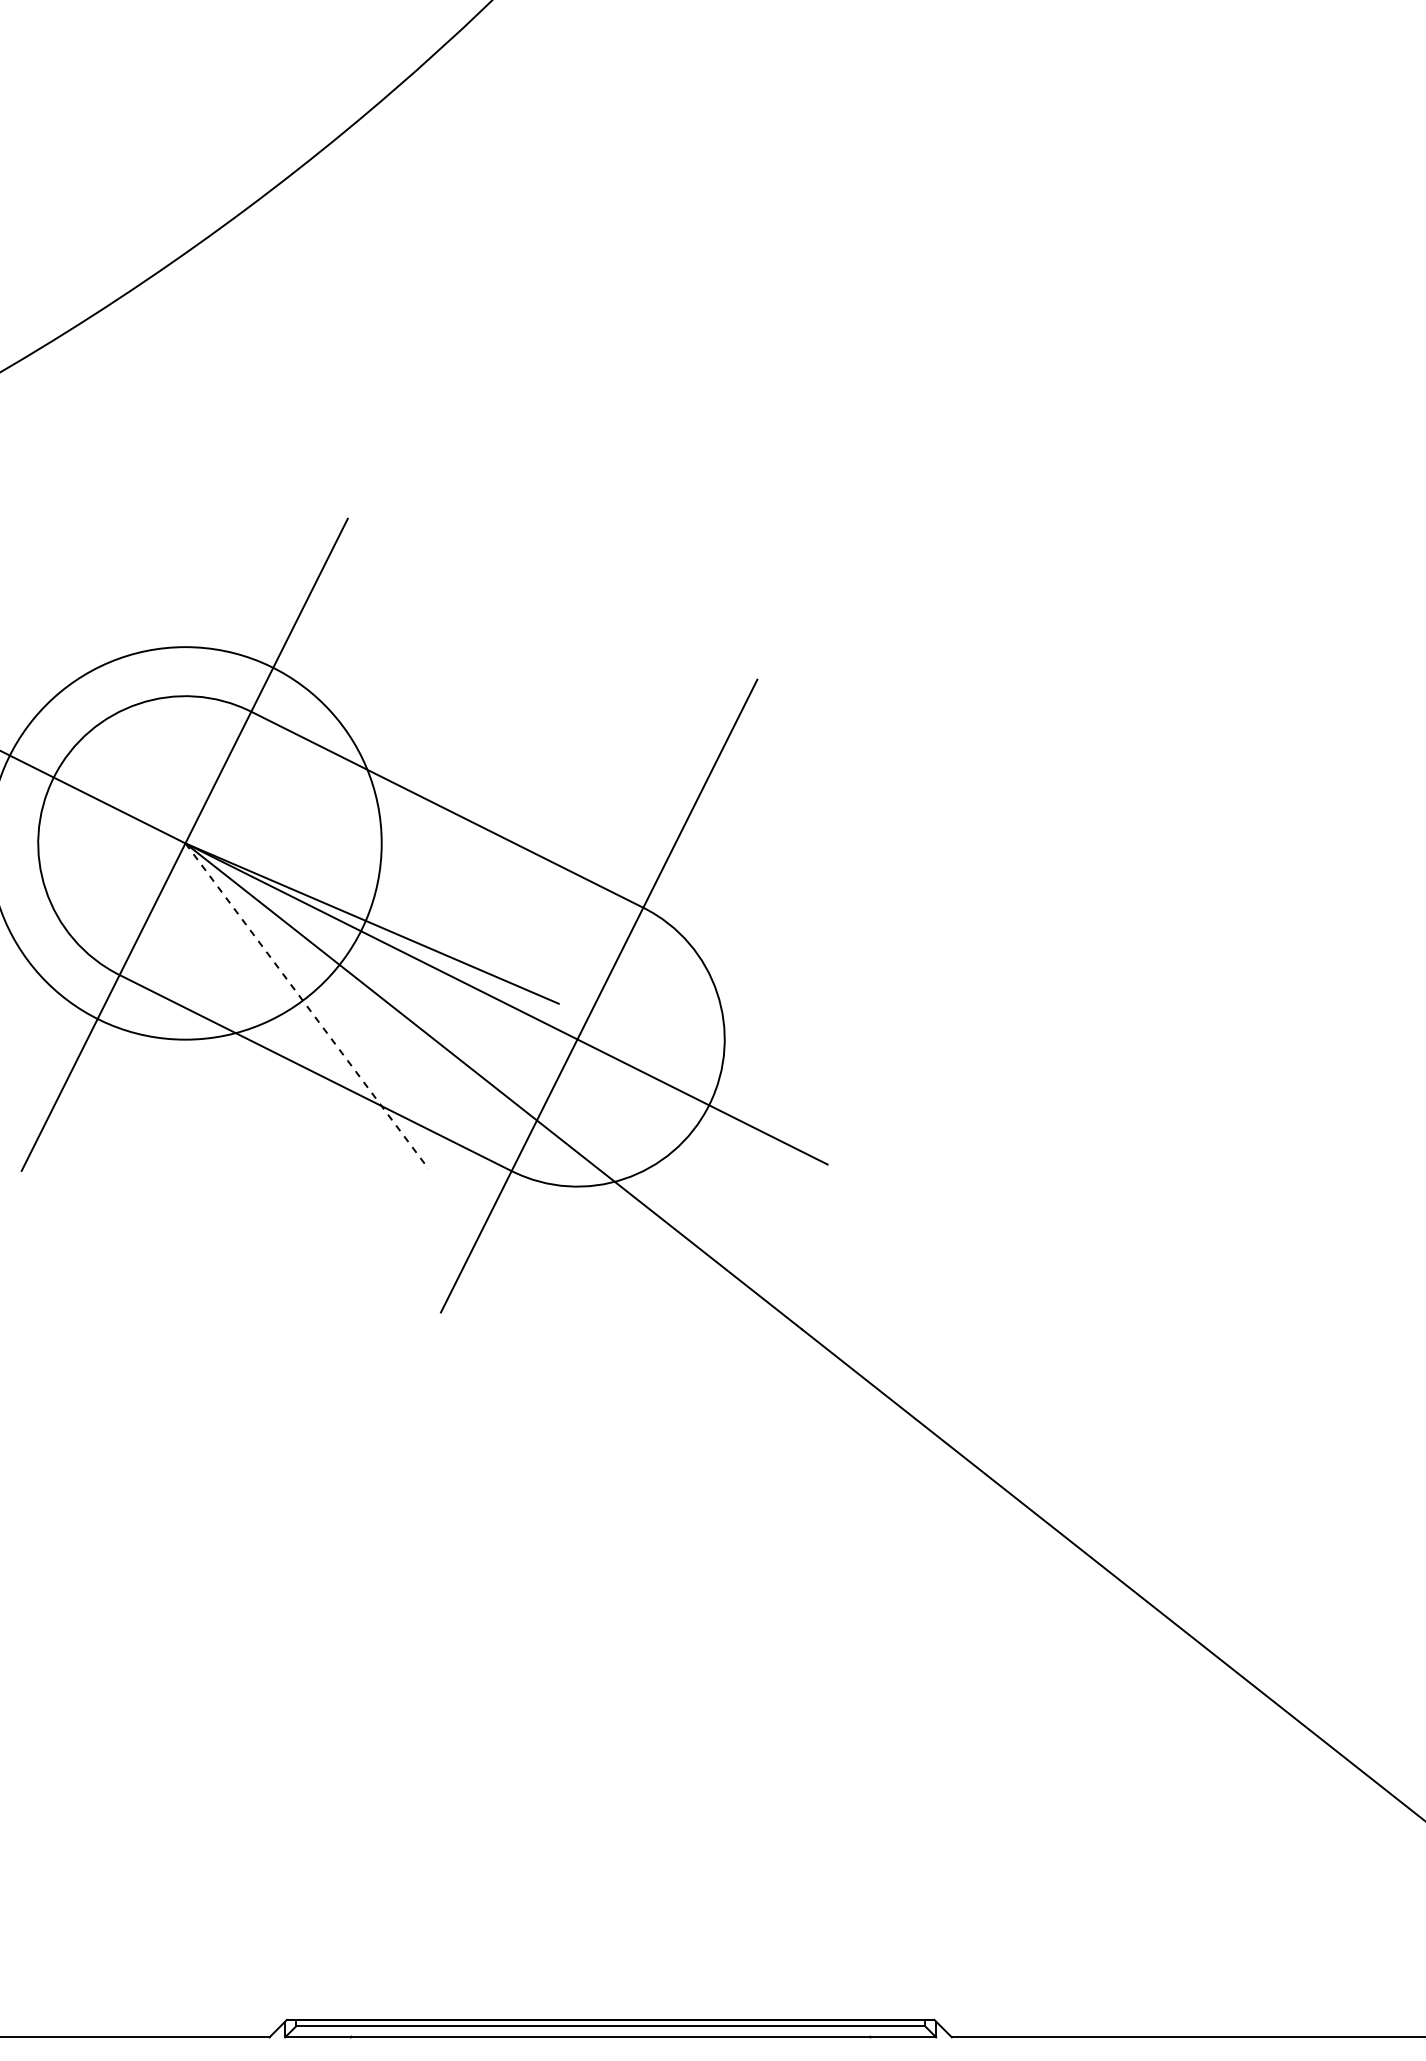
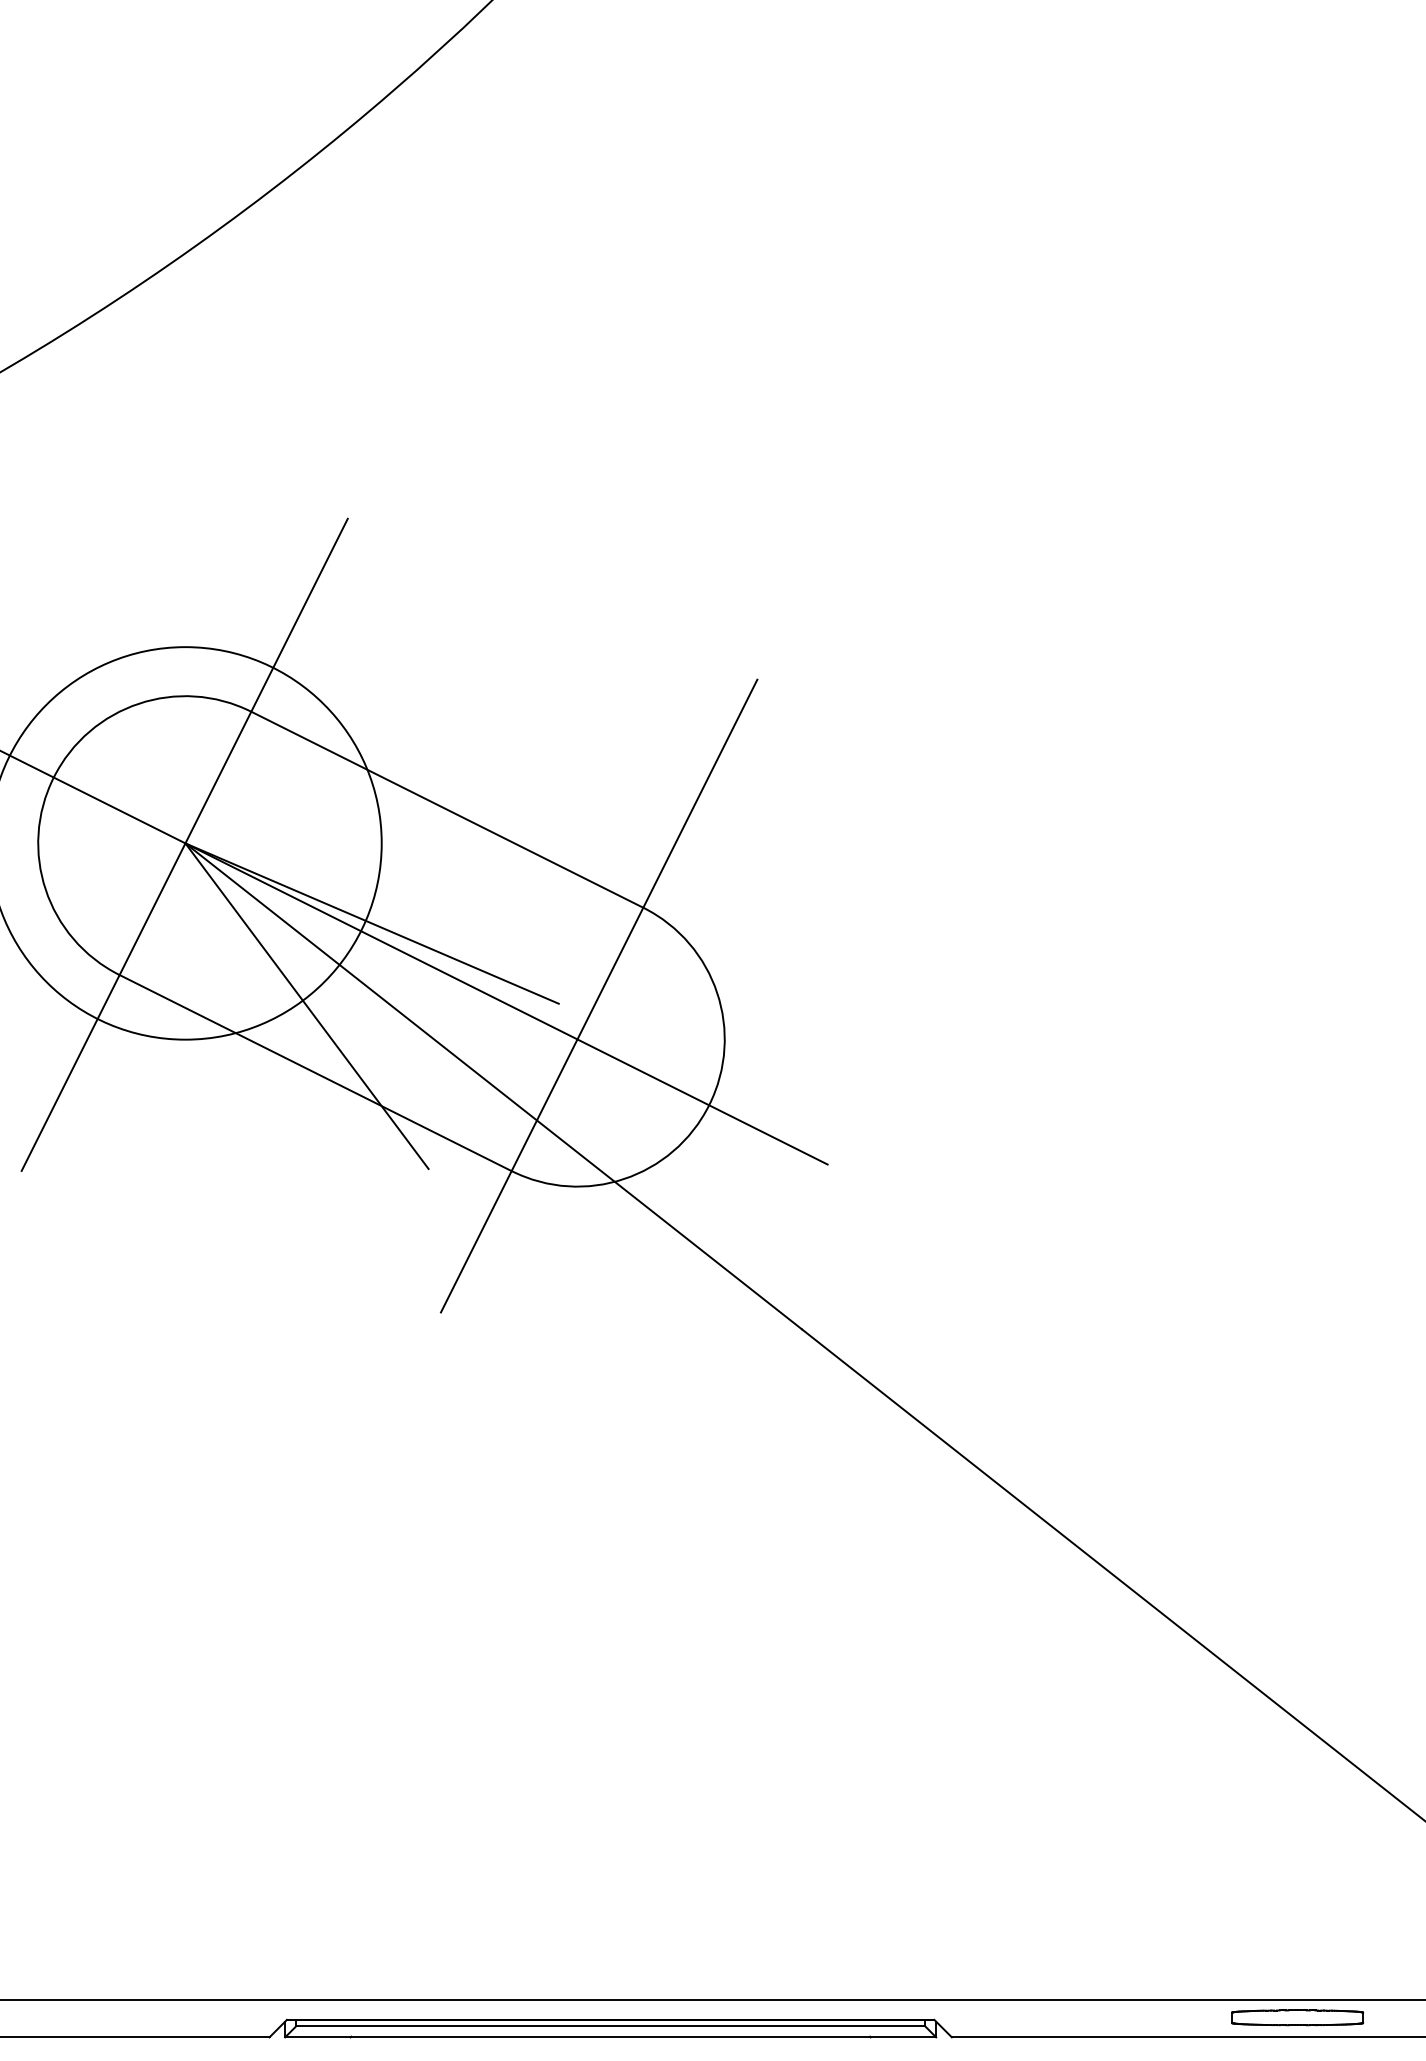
line: dashed -> solid (307, 1006)
line: none -> present (712, 1999)
part: none -> present (1297, 2017)
